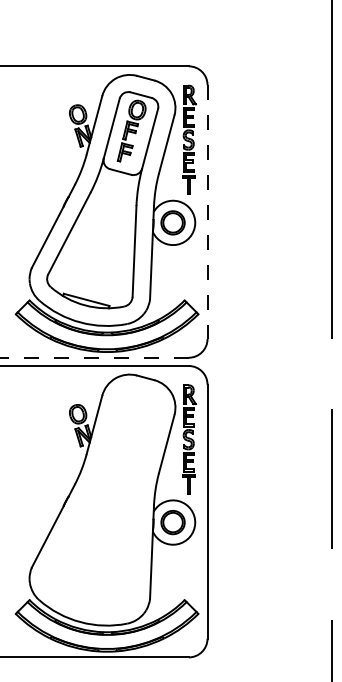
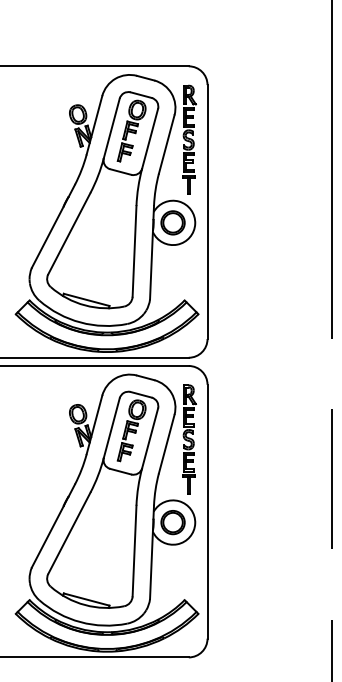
line: dashed -> solid (207, 212)
line: dashed -> solid (93, 357)
part: none -> present (102, 499)
